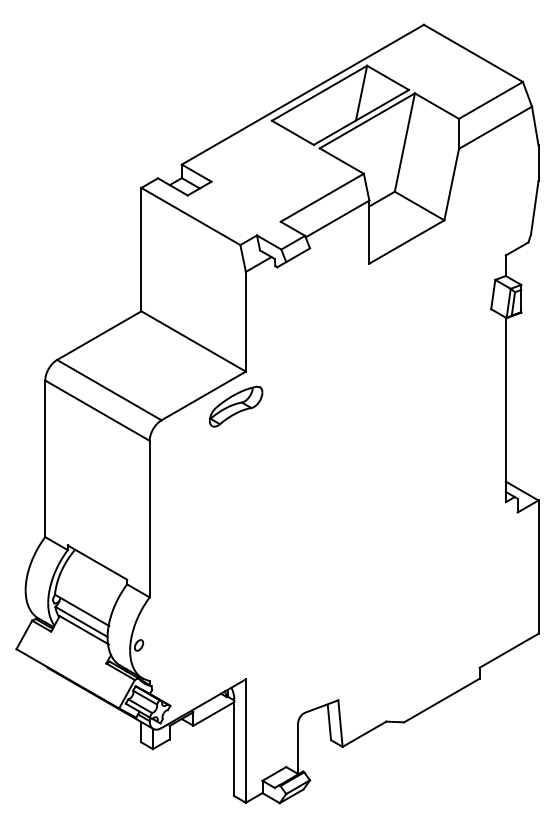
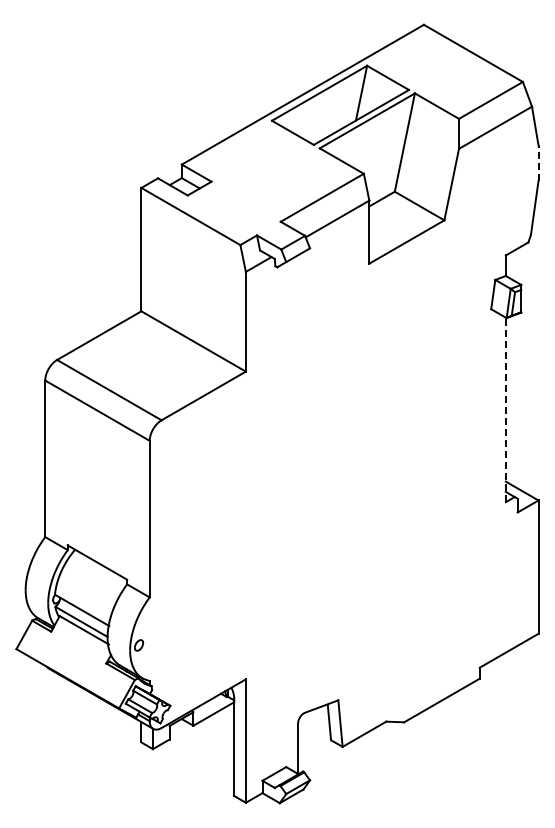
line: solid -> dashed (538, 163)
part: present -> none (236, 406)
line: solid -> dashed (505, 409)
